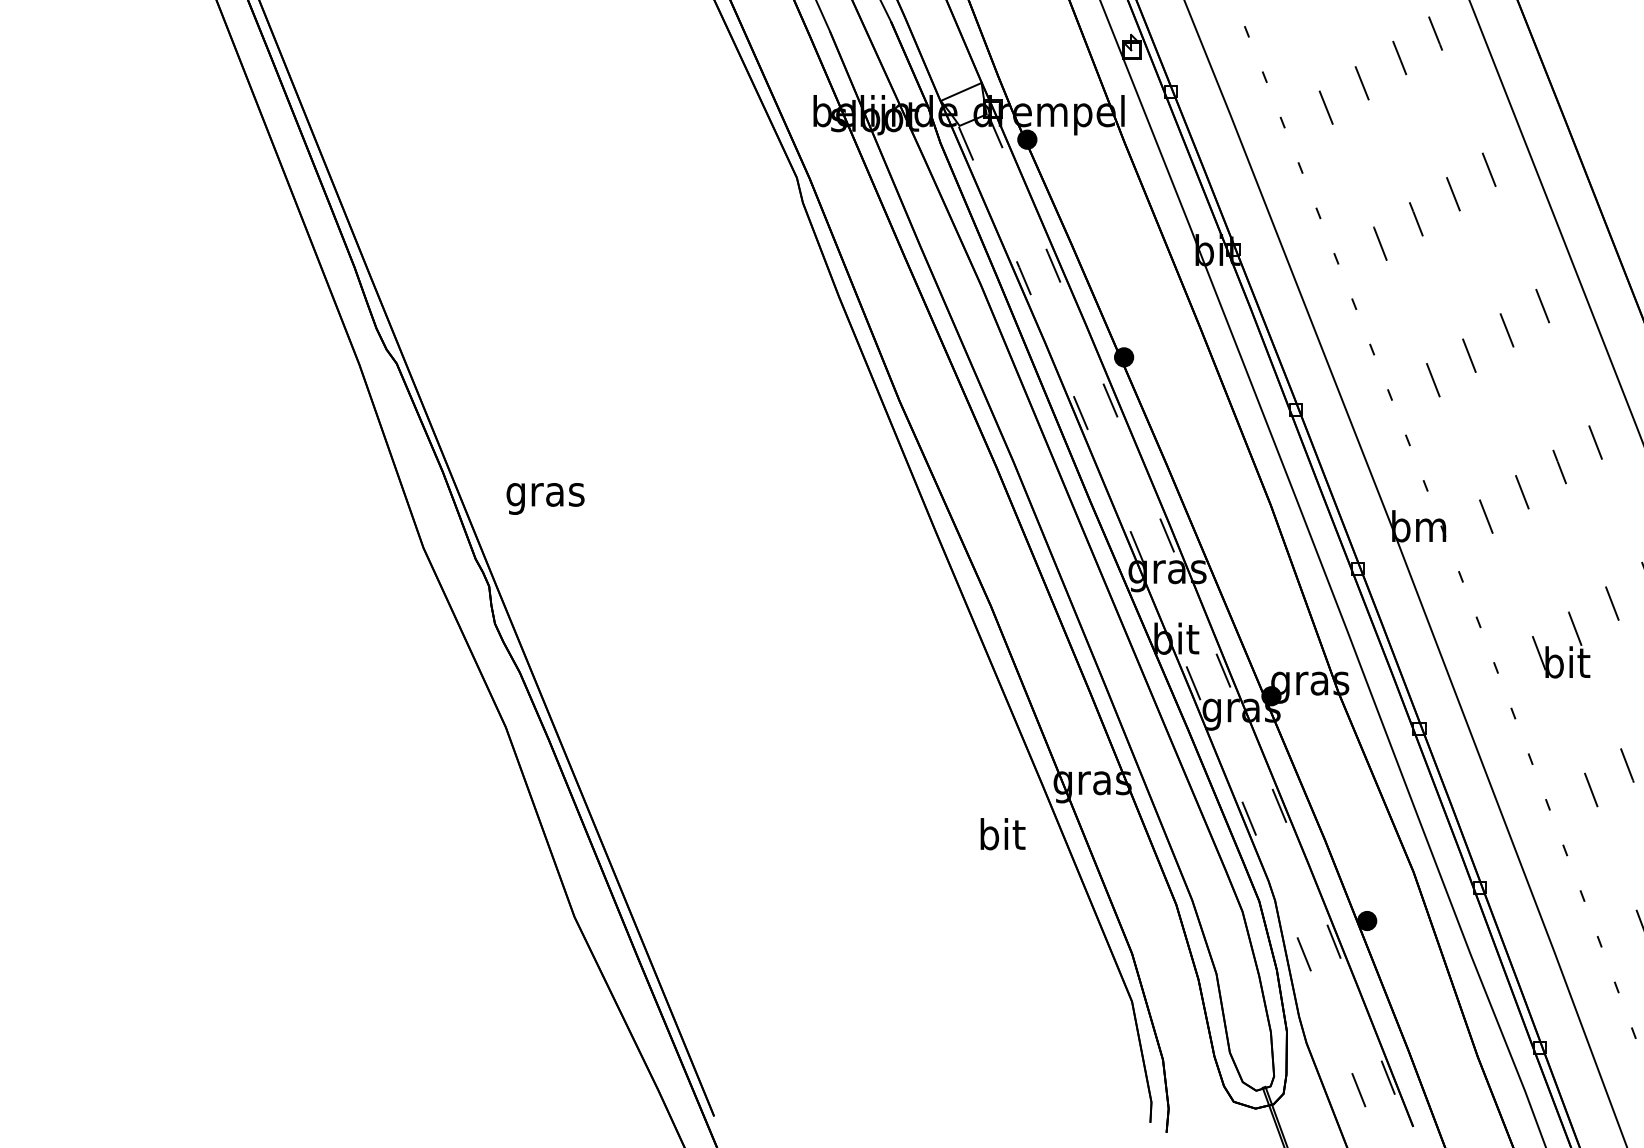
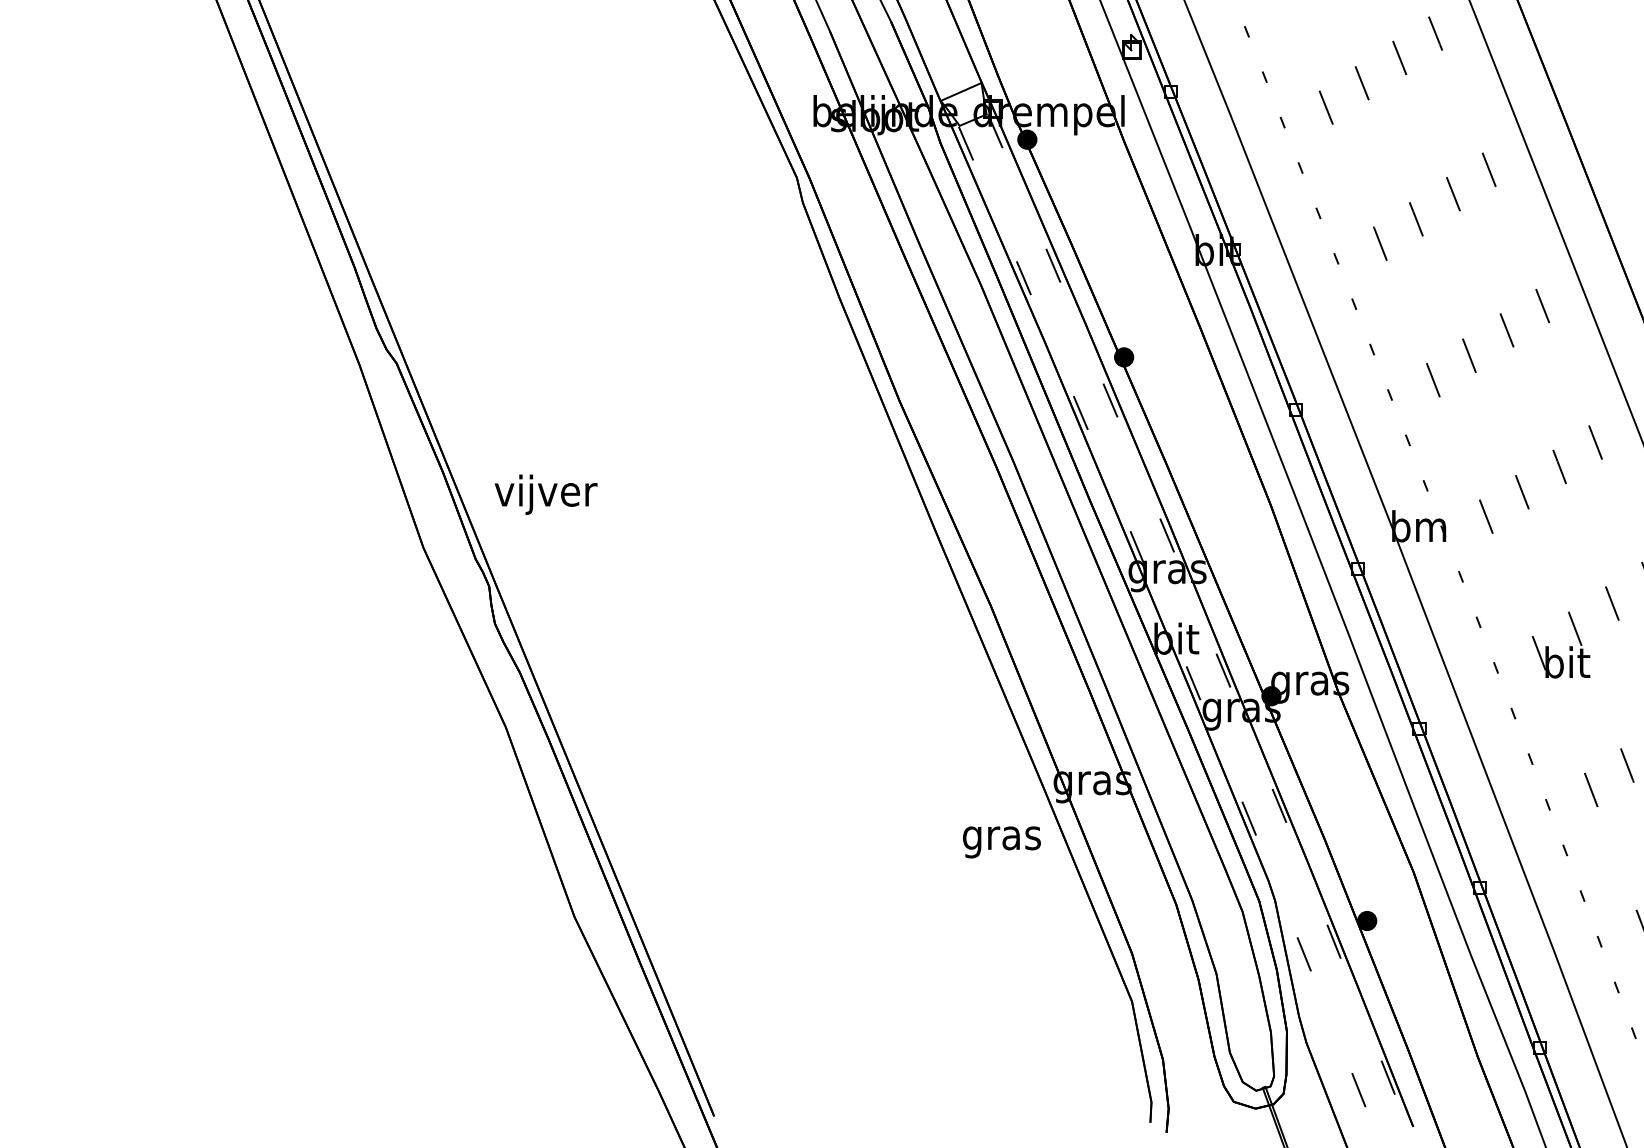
text: gras -> vijver (545, 494)
text: bit -> gras (1001, 838)
